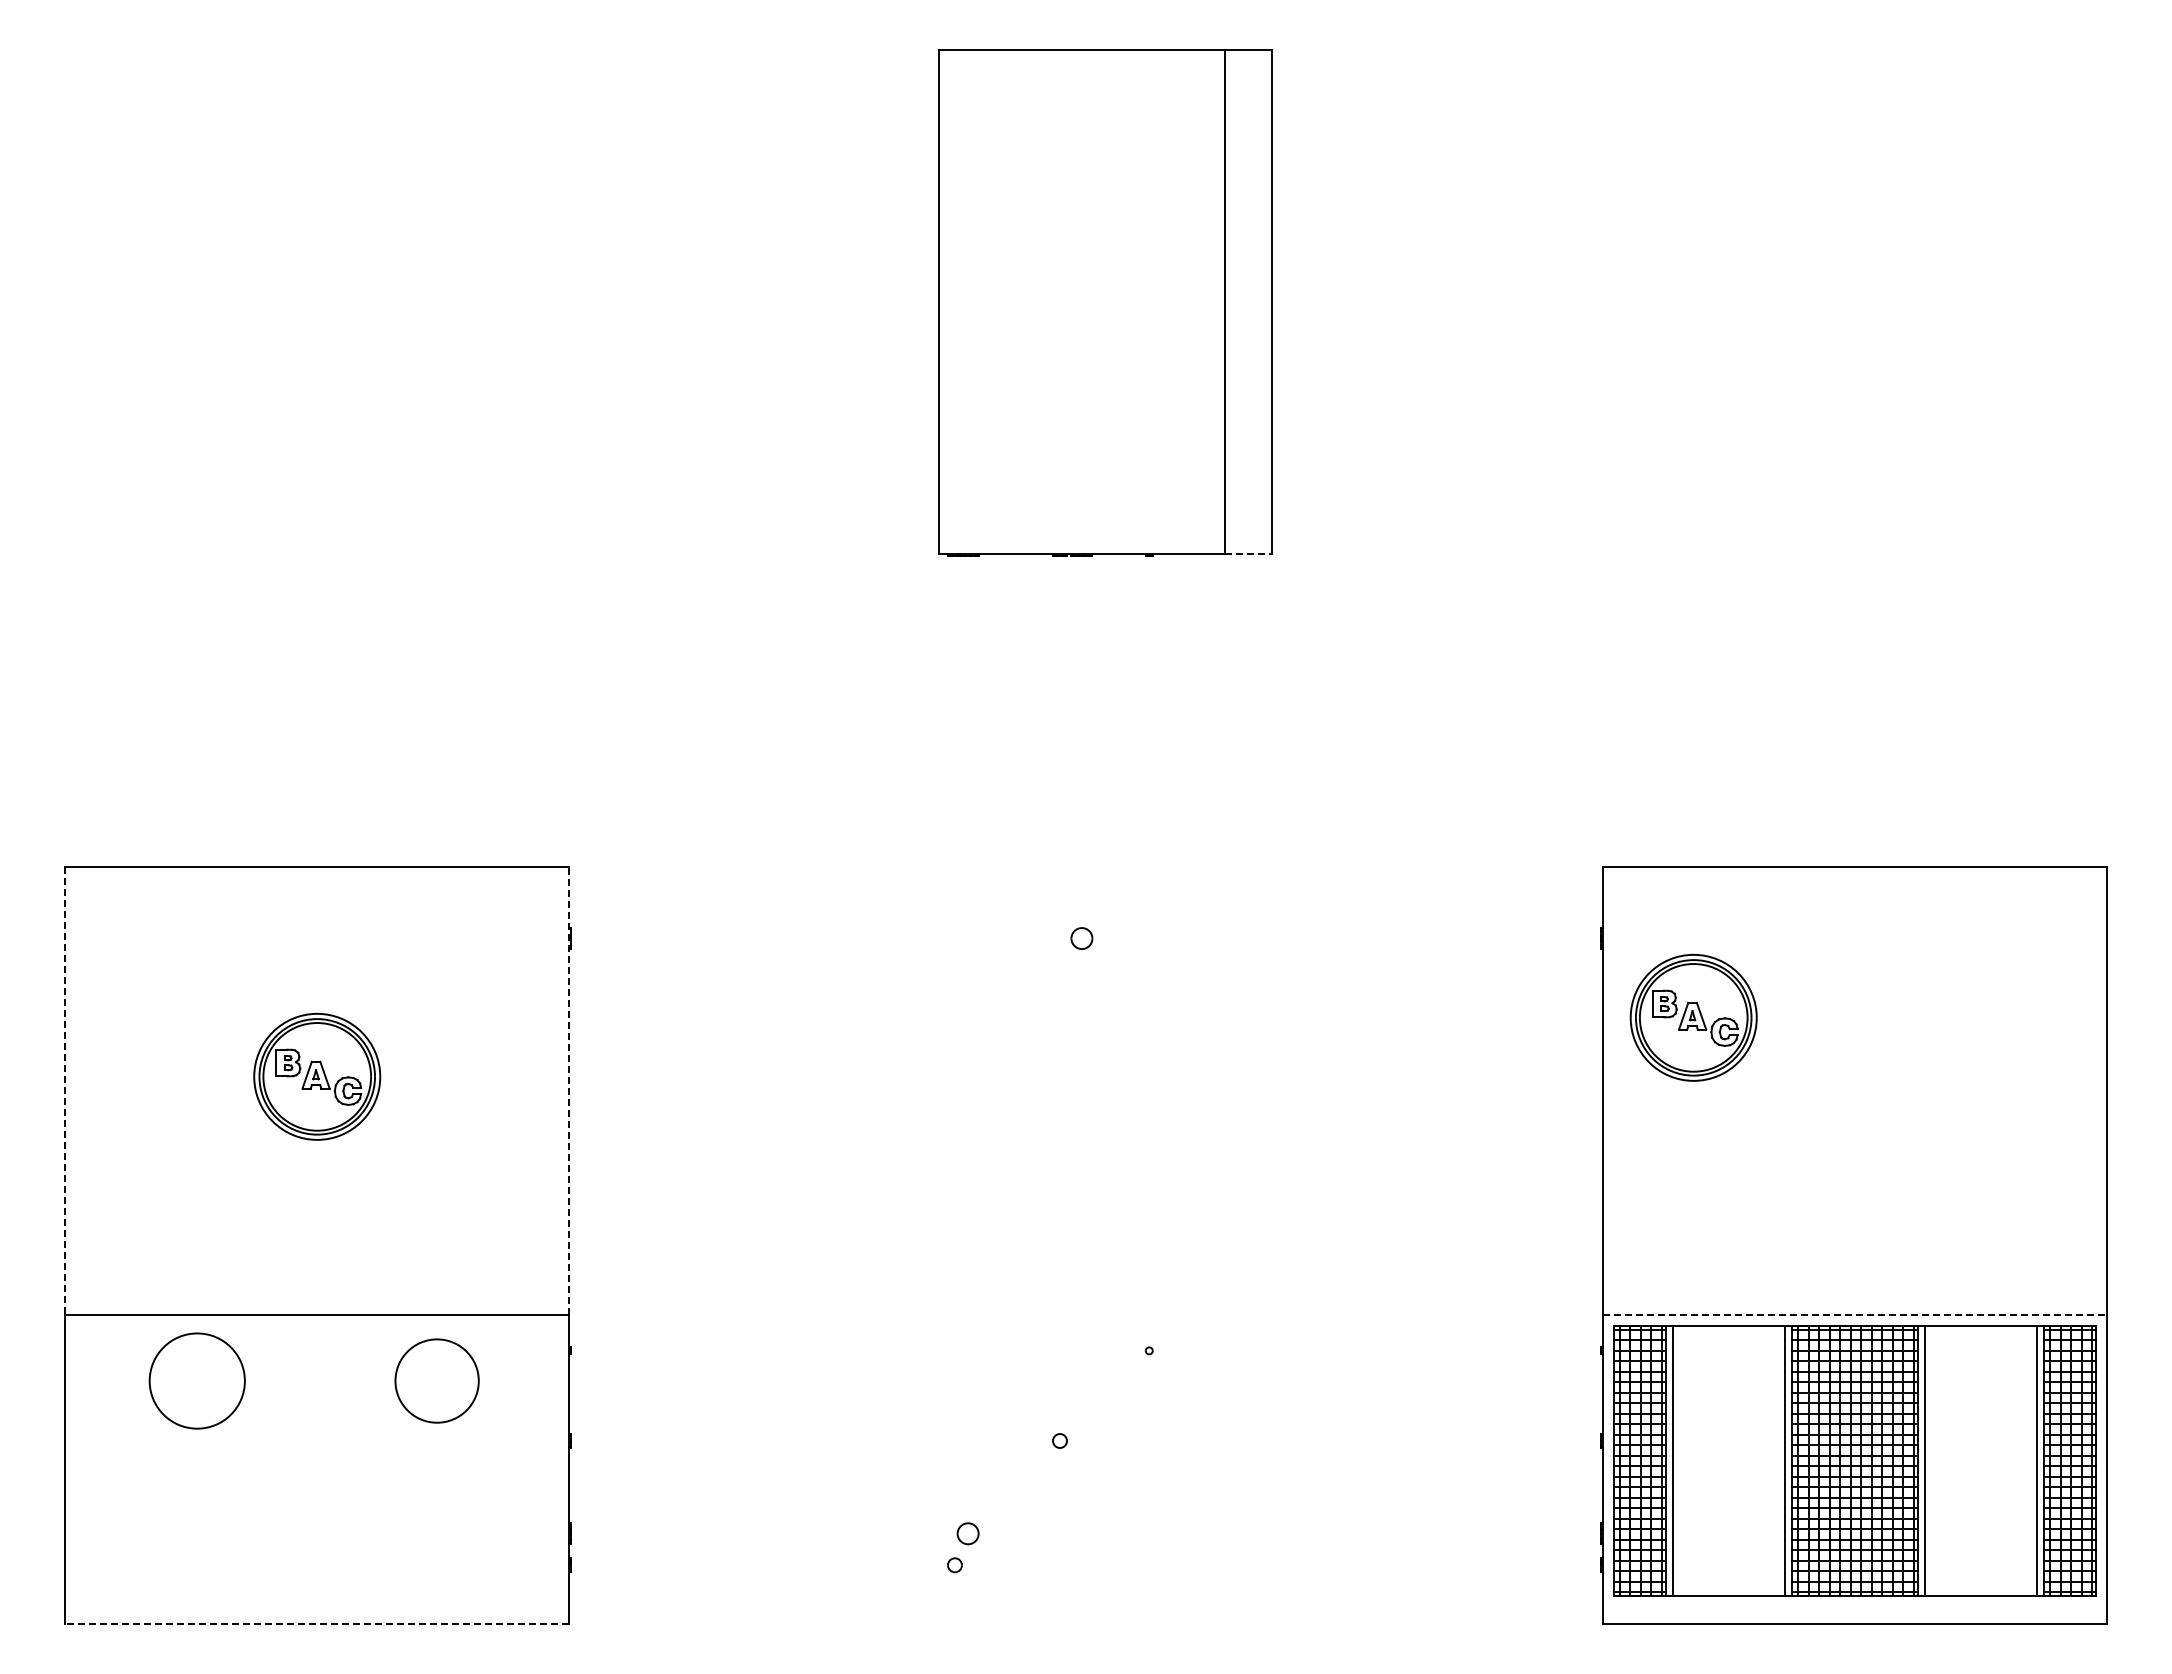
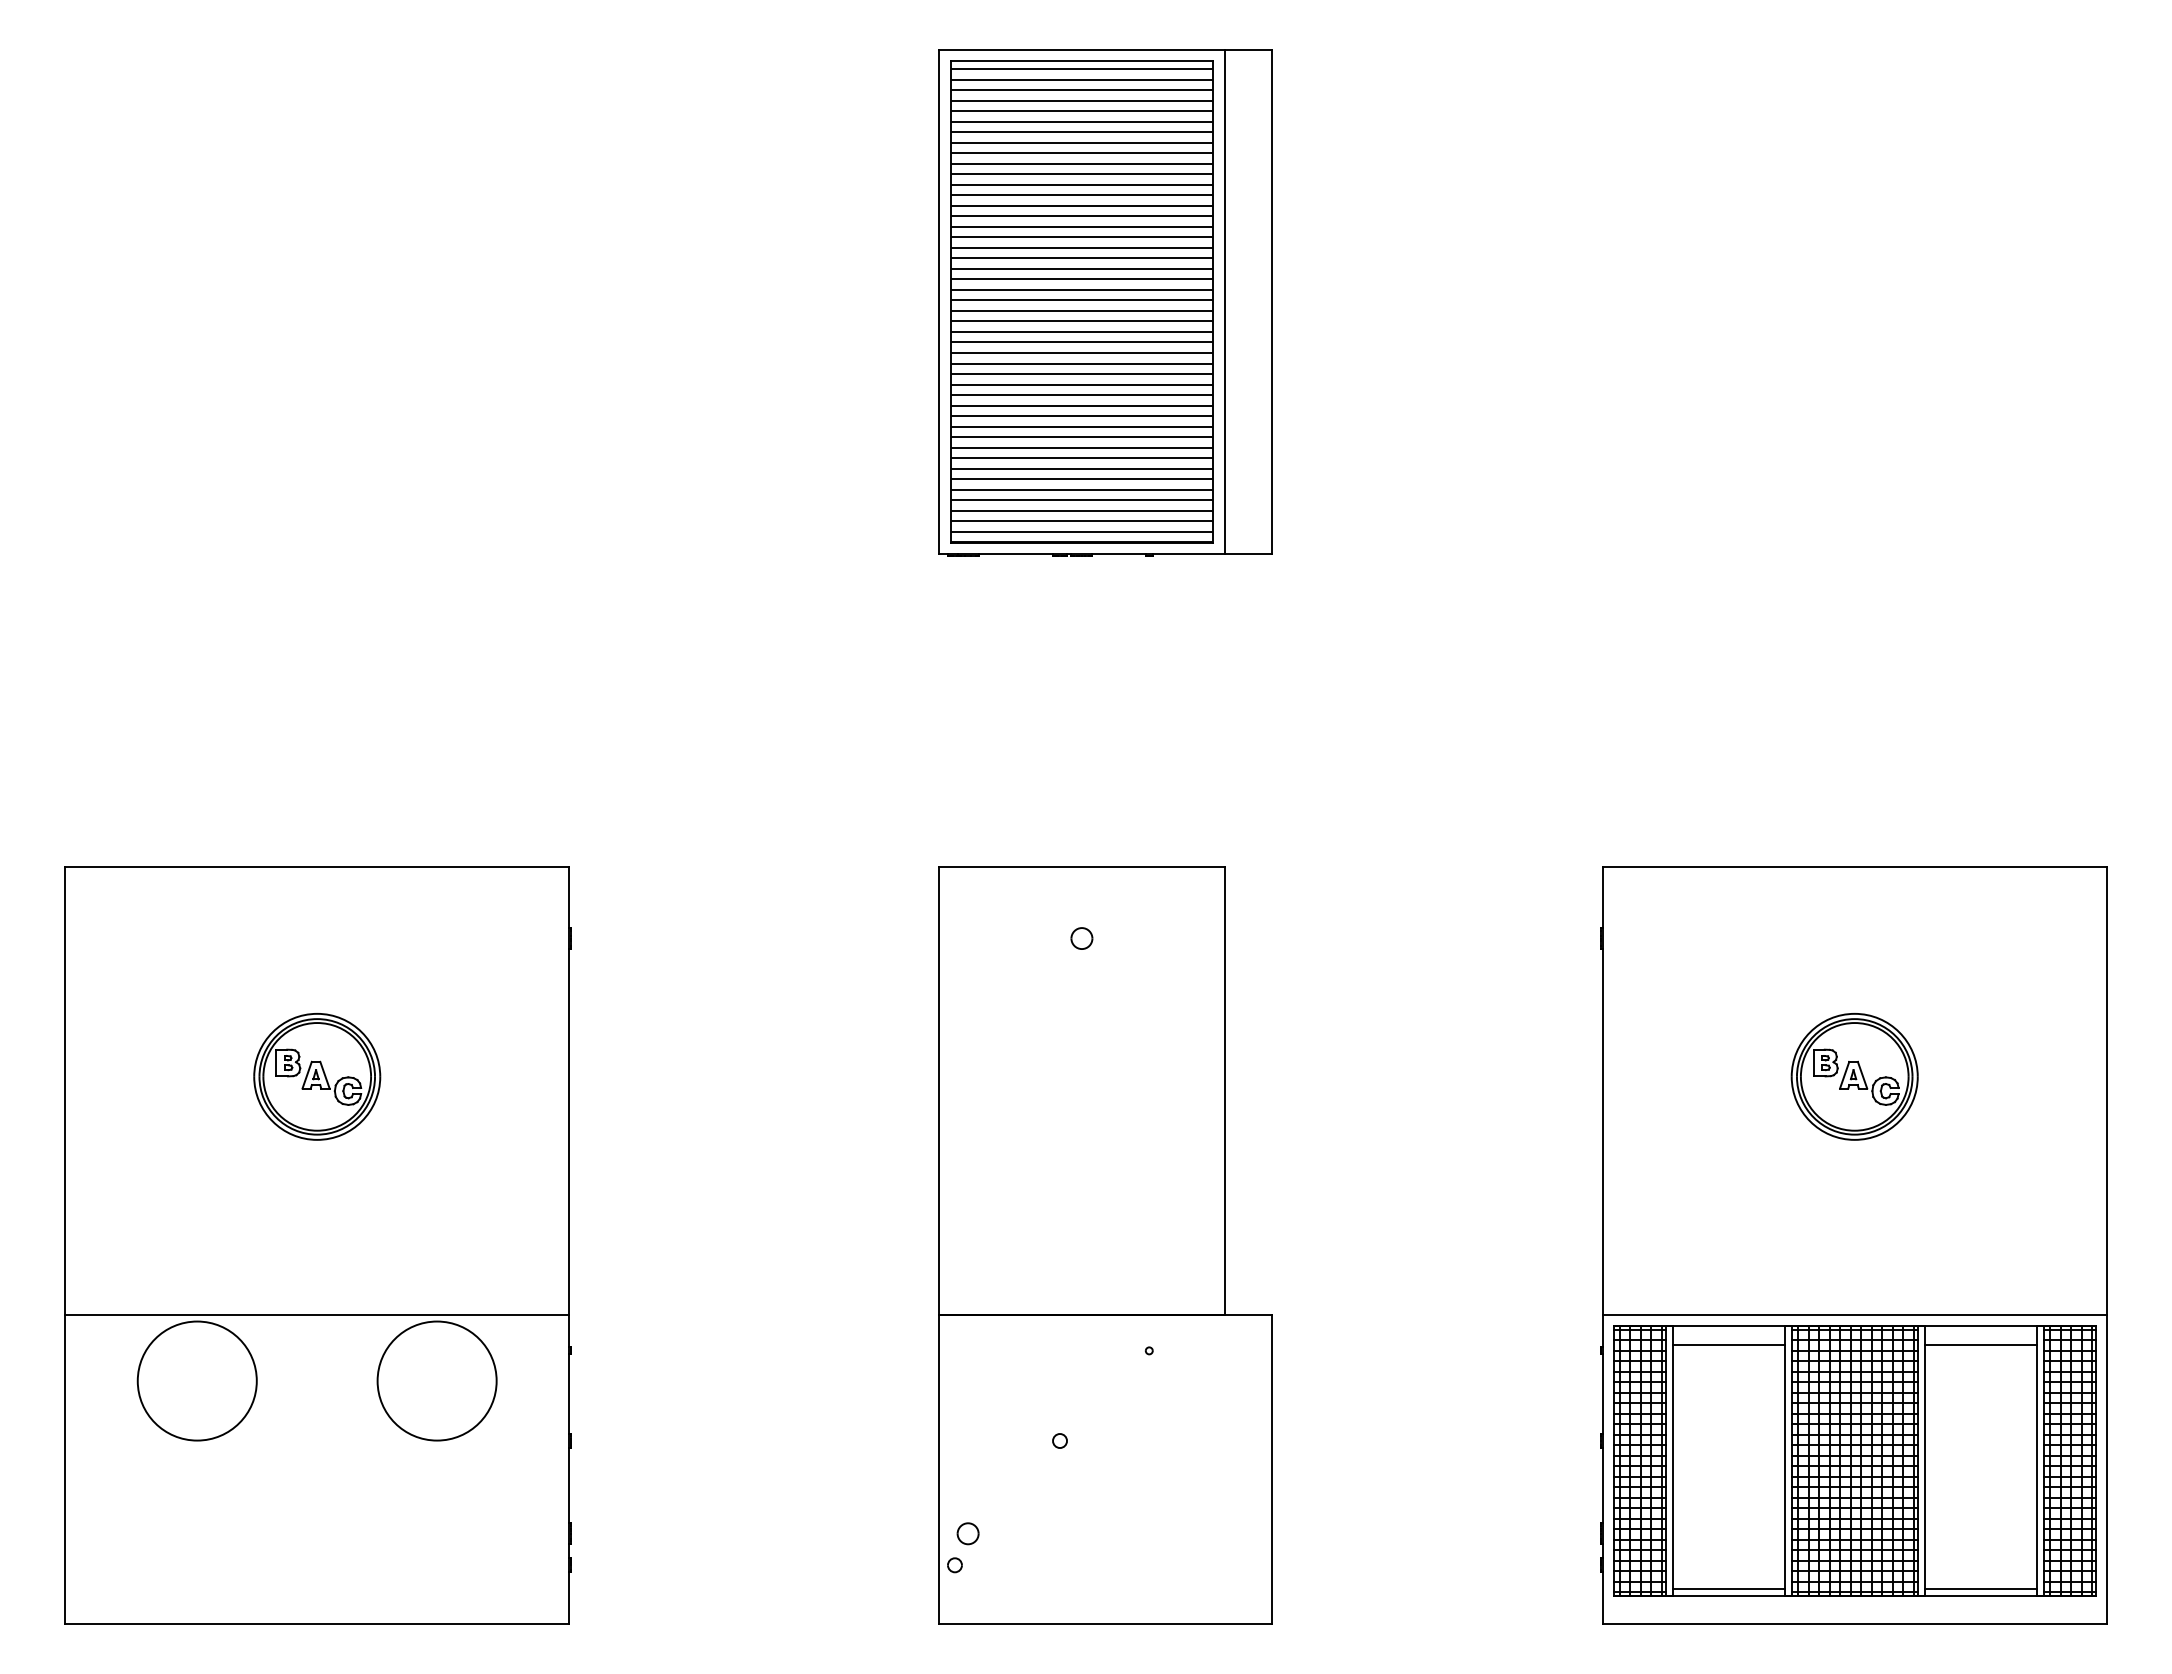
part: none -> present (1081, 301)
line: dashed -> solid (1248, 554)
part position: (1693, 1017) -> (1854, 1076) (1854, 1076)
line: dashed -> solid (569, 1090)
line: dashed -> solid (65, 1091)
part: none -> present (1105, 1245)
line: dashed -> solid (1855, 1314)
line: none -> present (1728, 1345)
line: none -> present (1980, 1345)
circle diameter: 95 px -> 119 px (196, 1380)
circle diameter: 83 px -> 119 px (436, 1380)
line: none -> present (1728, 1588)
line: none -> present (1980, 1588)
line: dashed -> solid (316, 1623)
